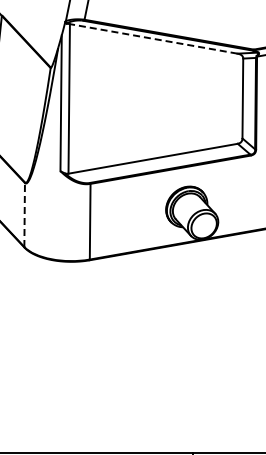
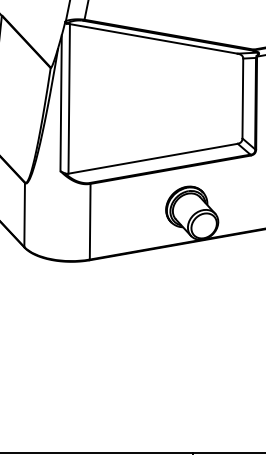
line: dashed -> solid (153, 38)
line: dashed -> solid (24, 215)
